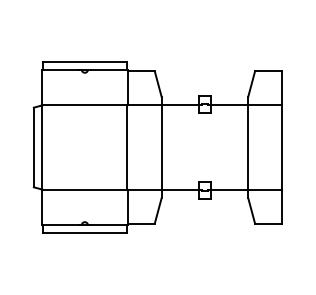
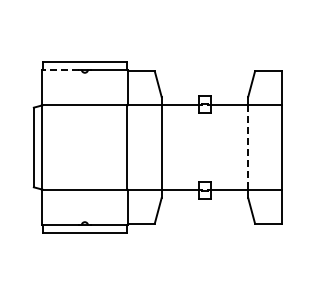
line: solid -> dashed (60, 70)
line: solid -> dashed (247, 147)
